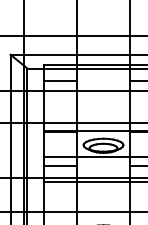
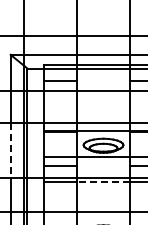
line: solid -> dashed (10, 150)
line: solid -> dashed (103, 182)
